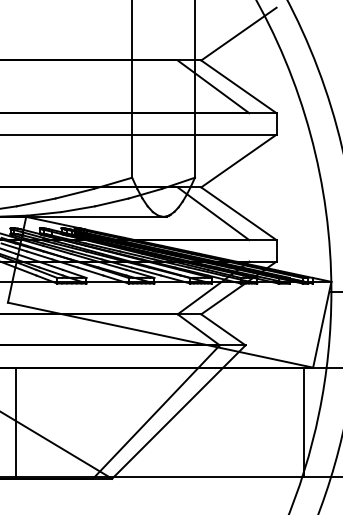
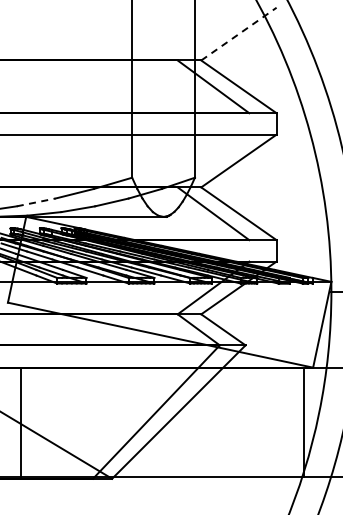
line: solid -> dashed (238, 34)
line: solid -> dashed (36, 202)
line position: (16, 422) -> (21, 422) (21, 422)
